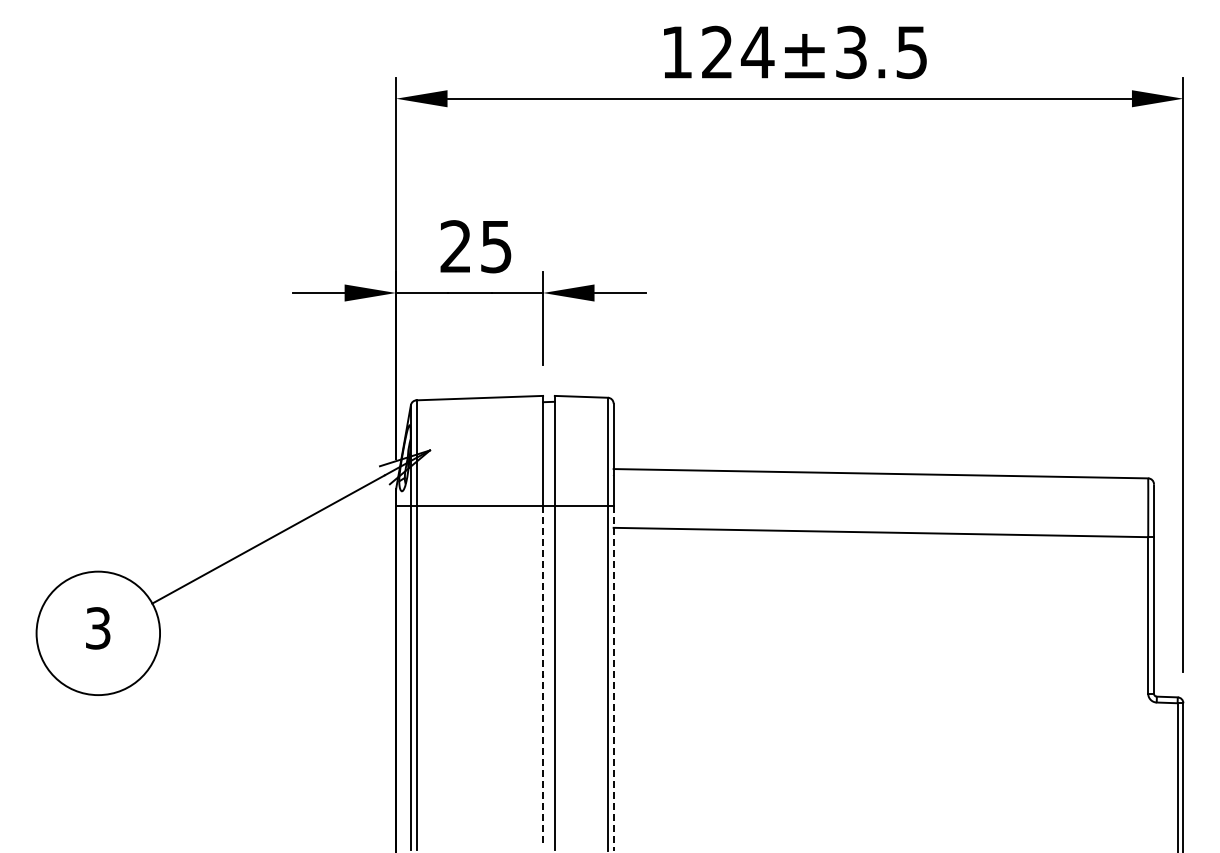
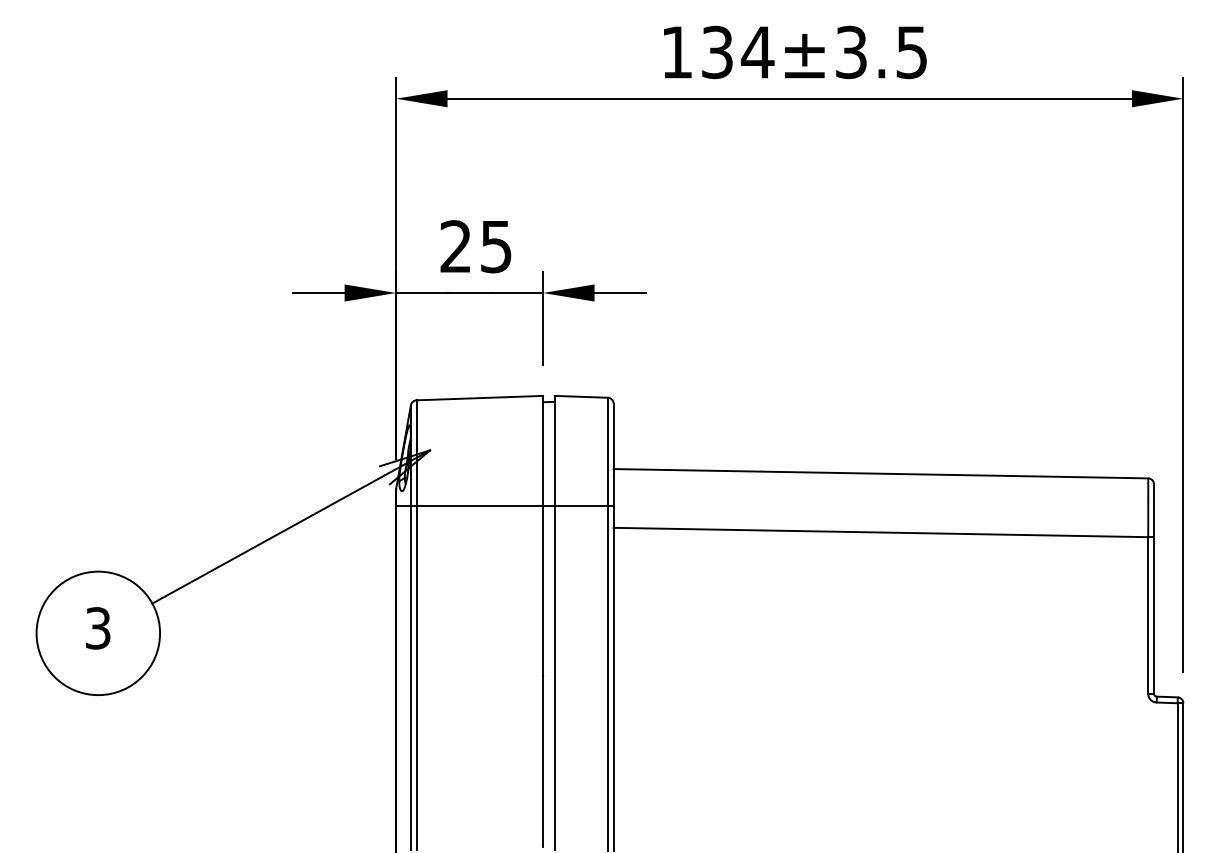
text: 124±3.5 -> 134±3.5 (717, 52)
line: dashed -> solid (543, 676)
line: dashed -> solid (613, 678)
